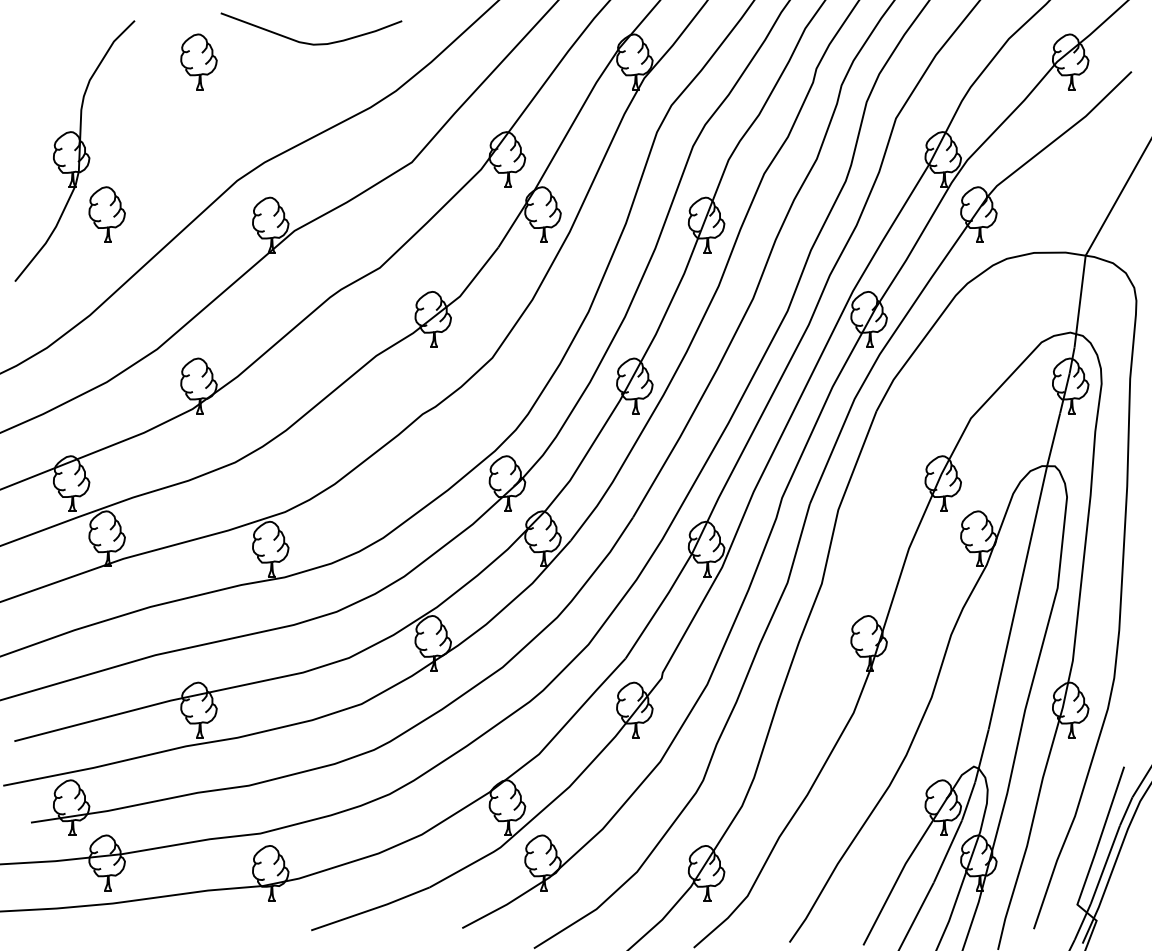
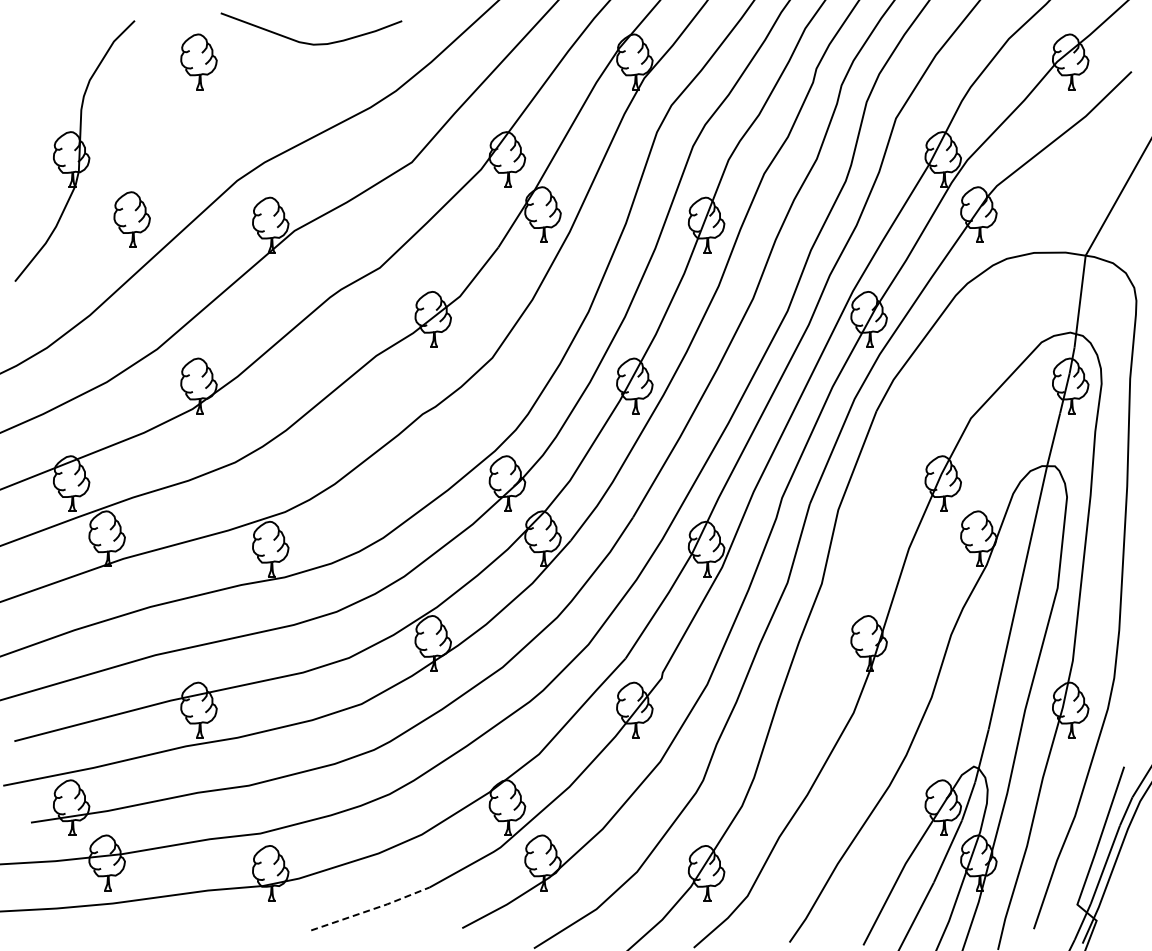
part position: (106, 214) -> (131, 219) (131, 219)
line: solid -> dashed (371, 909)
